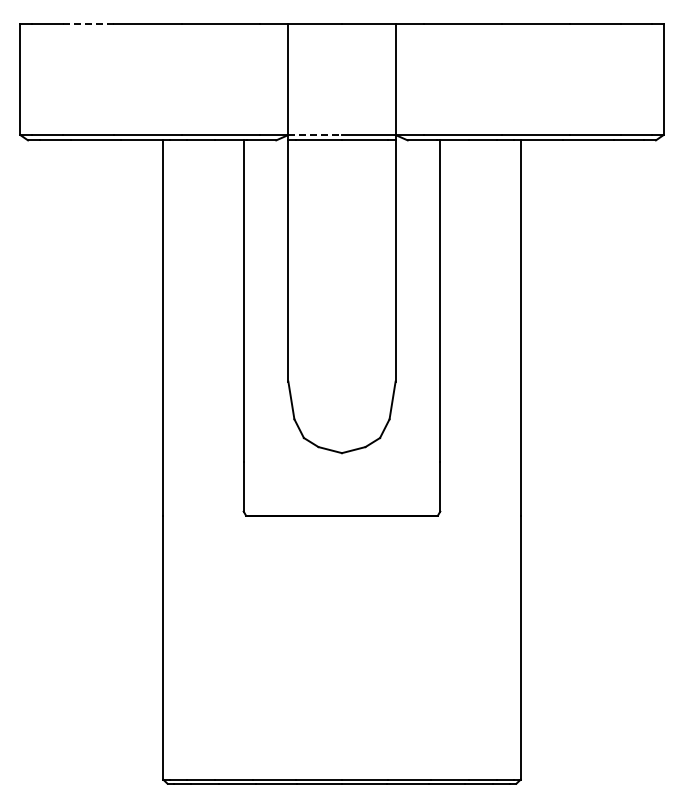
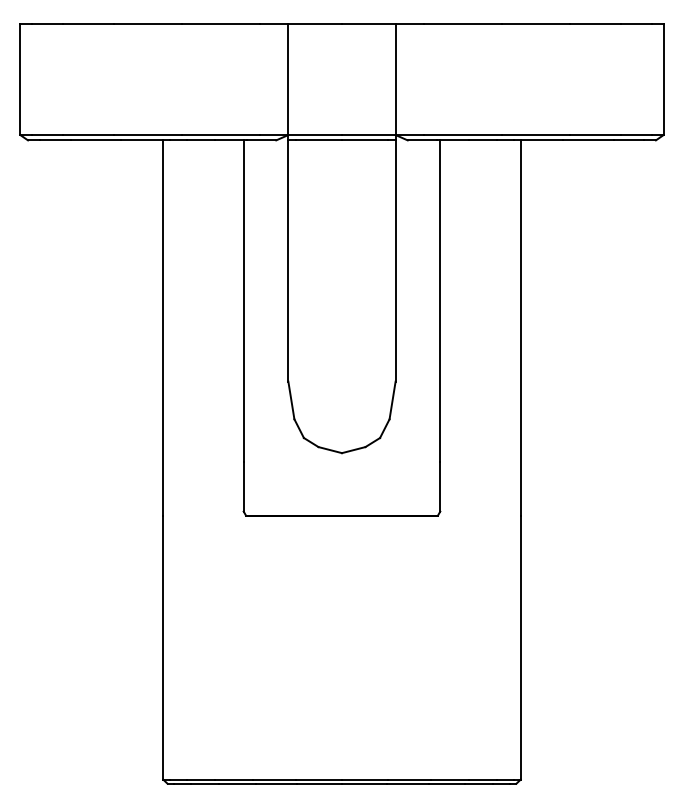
line: dashed -> solid (88, 24)
line: dashed -> solid (315, 135)
